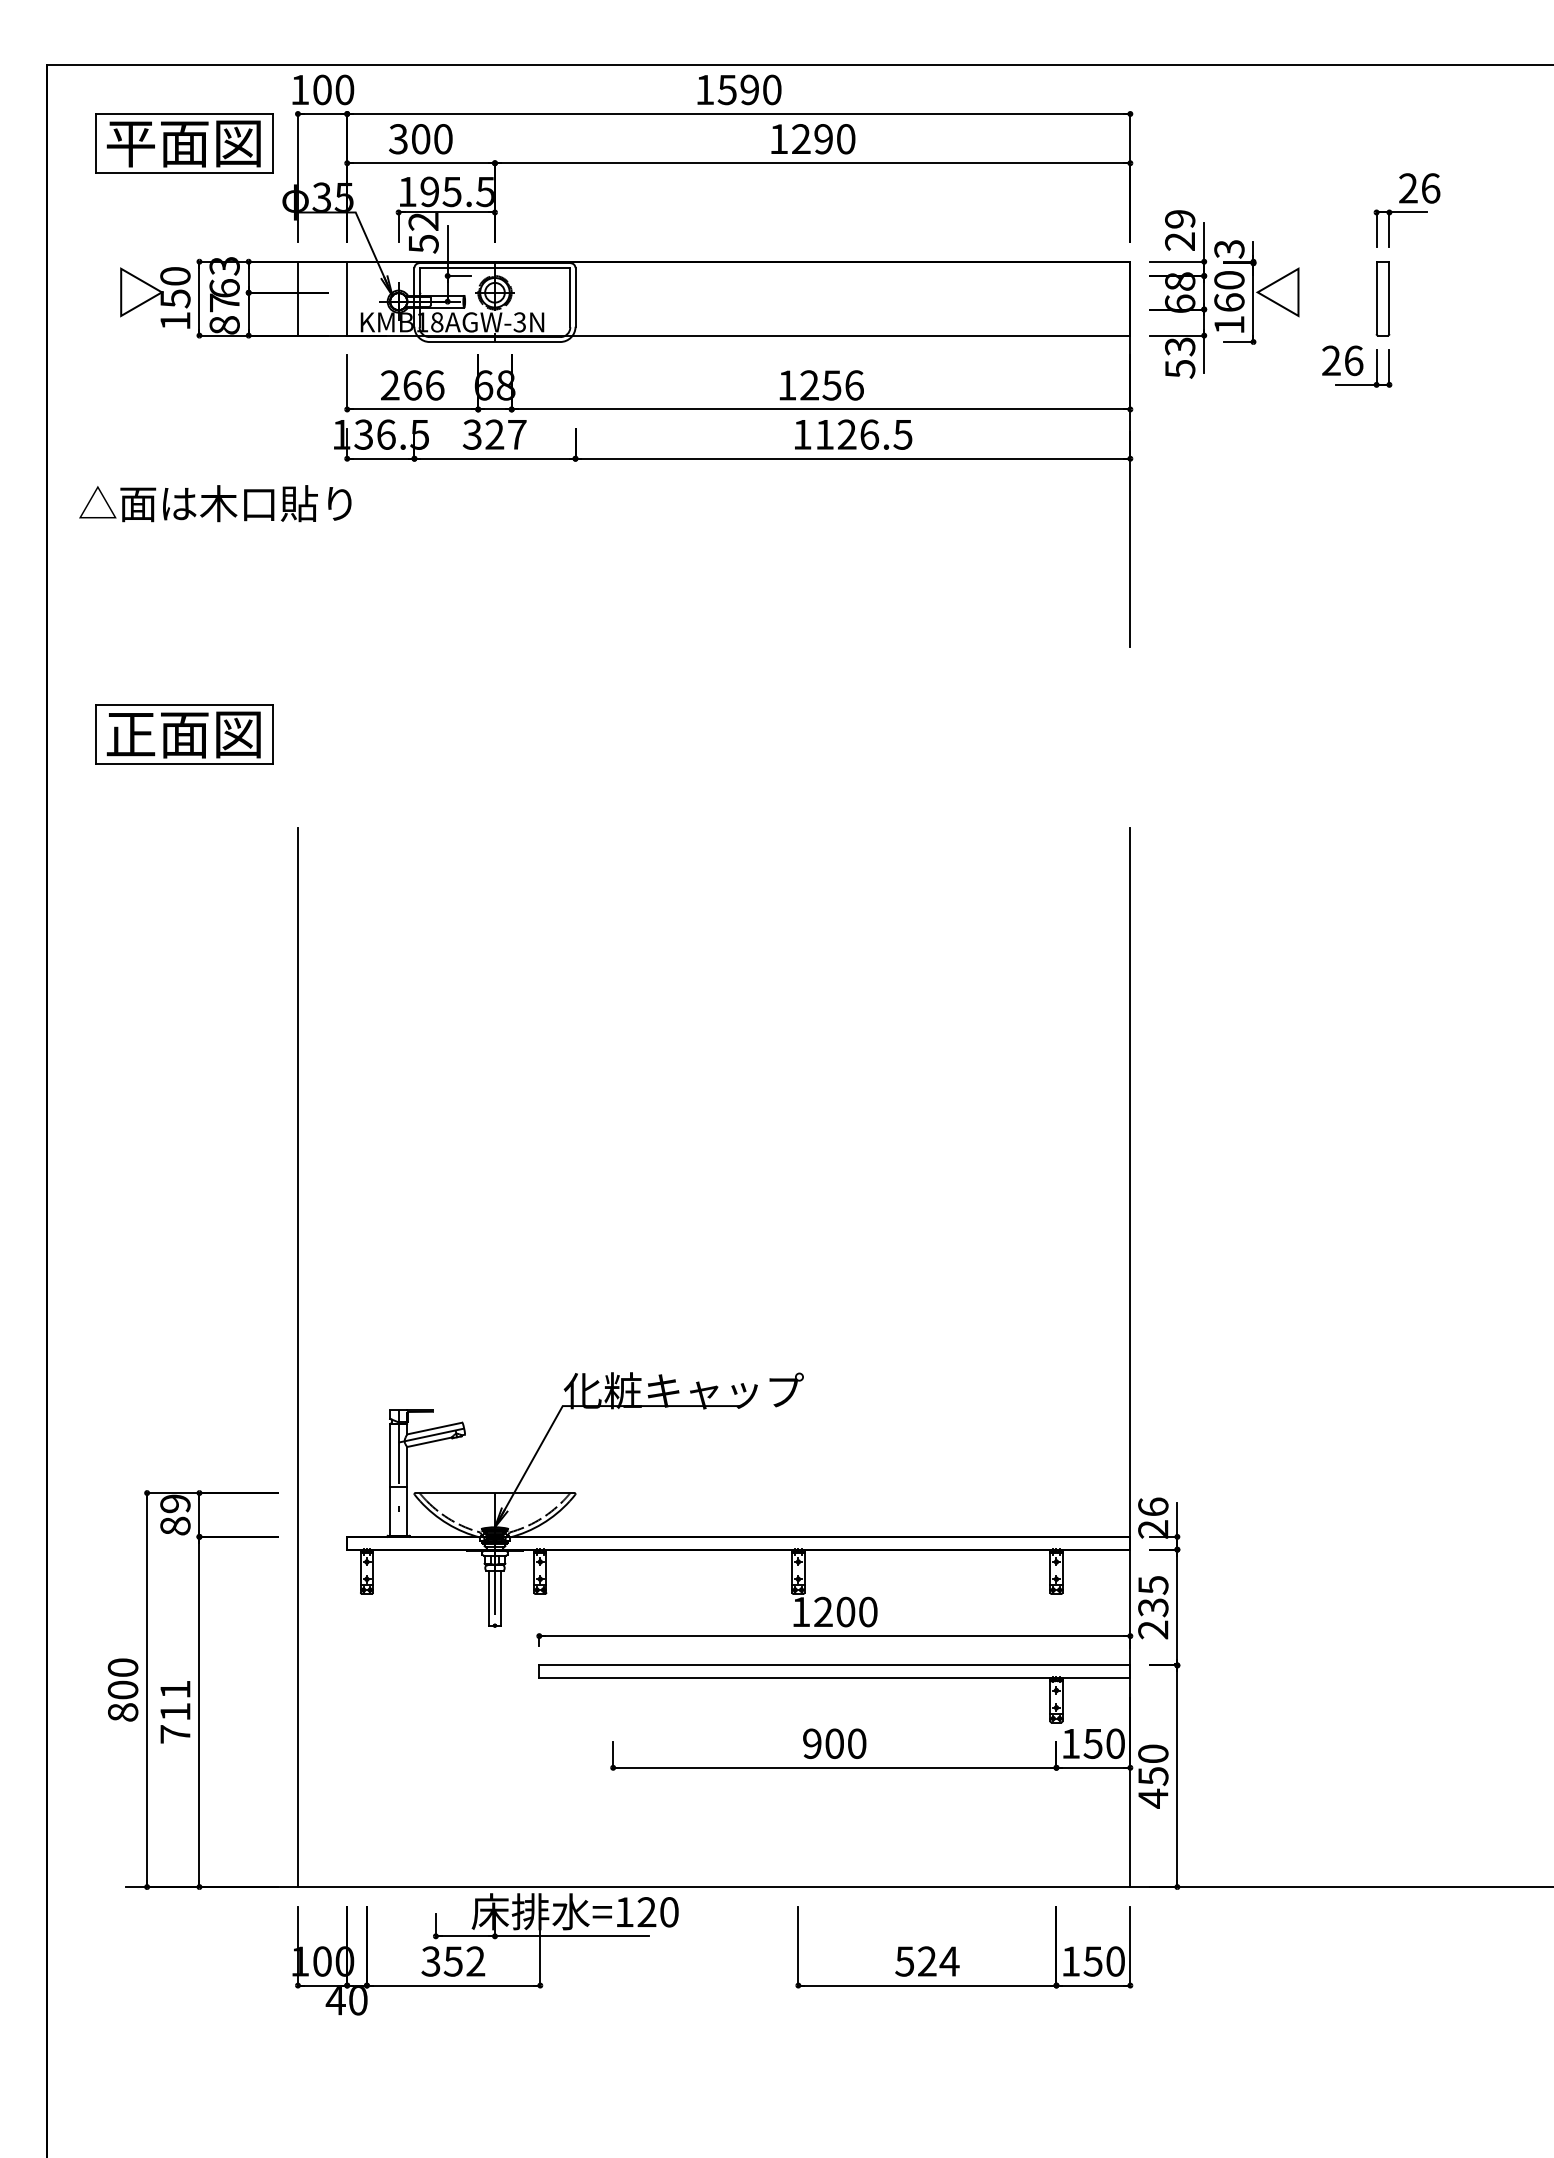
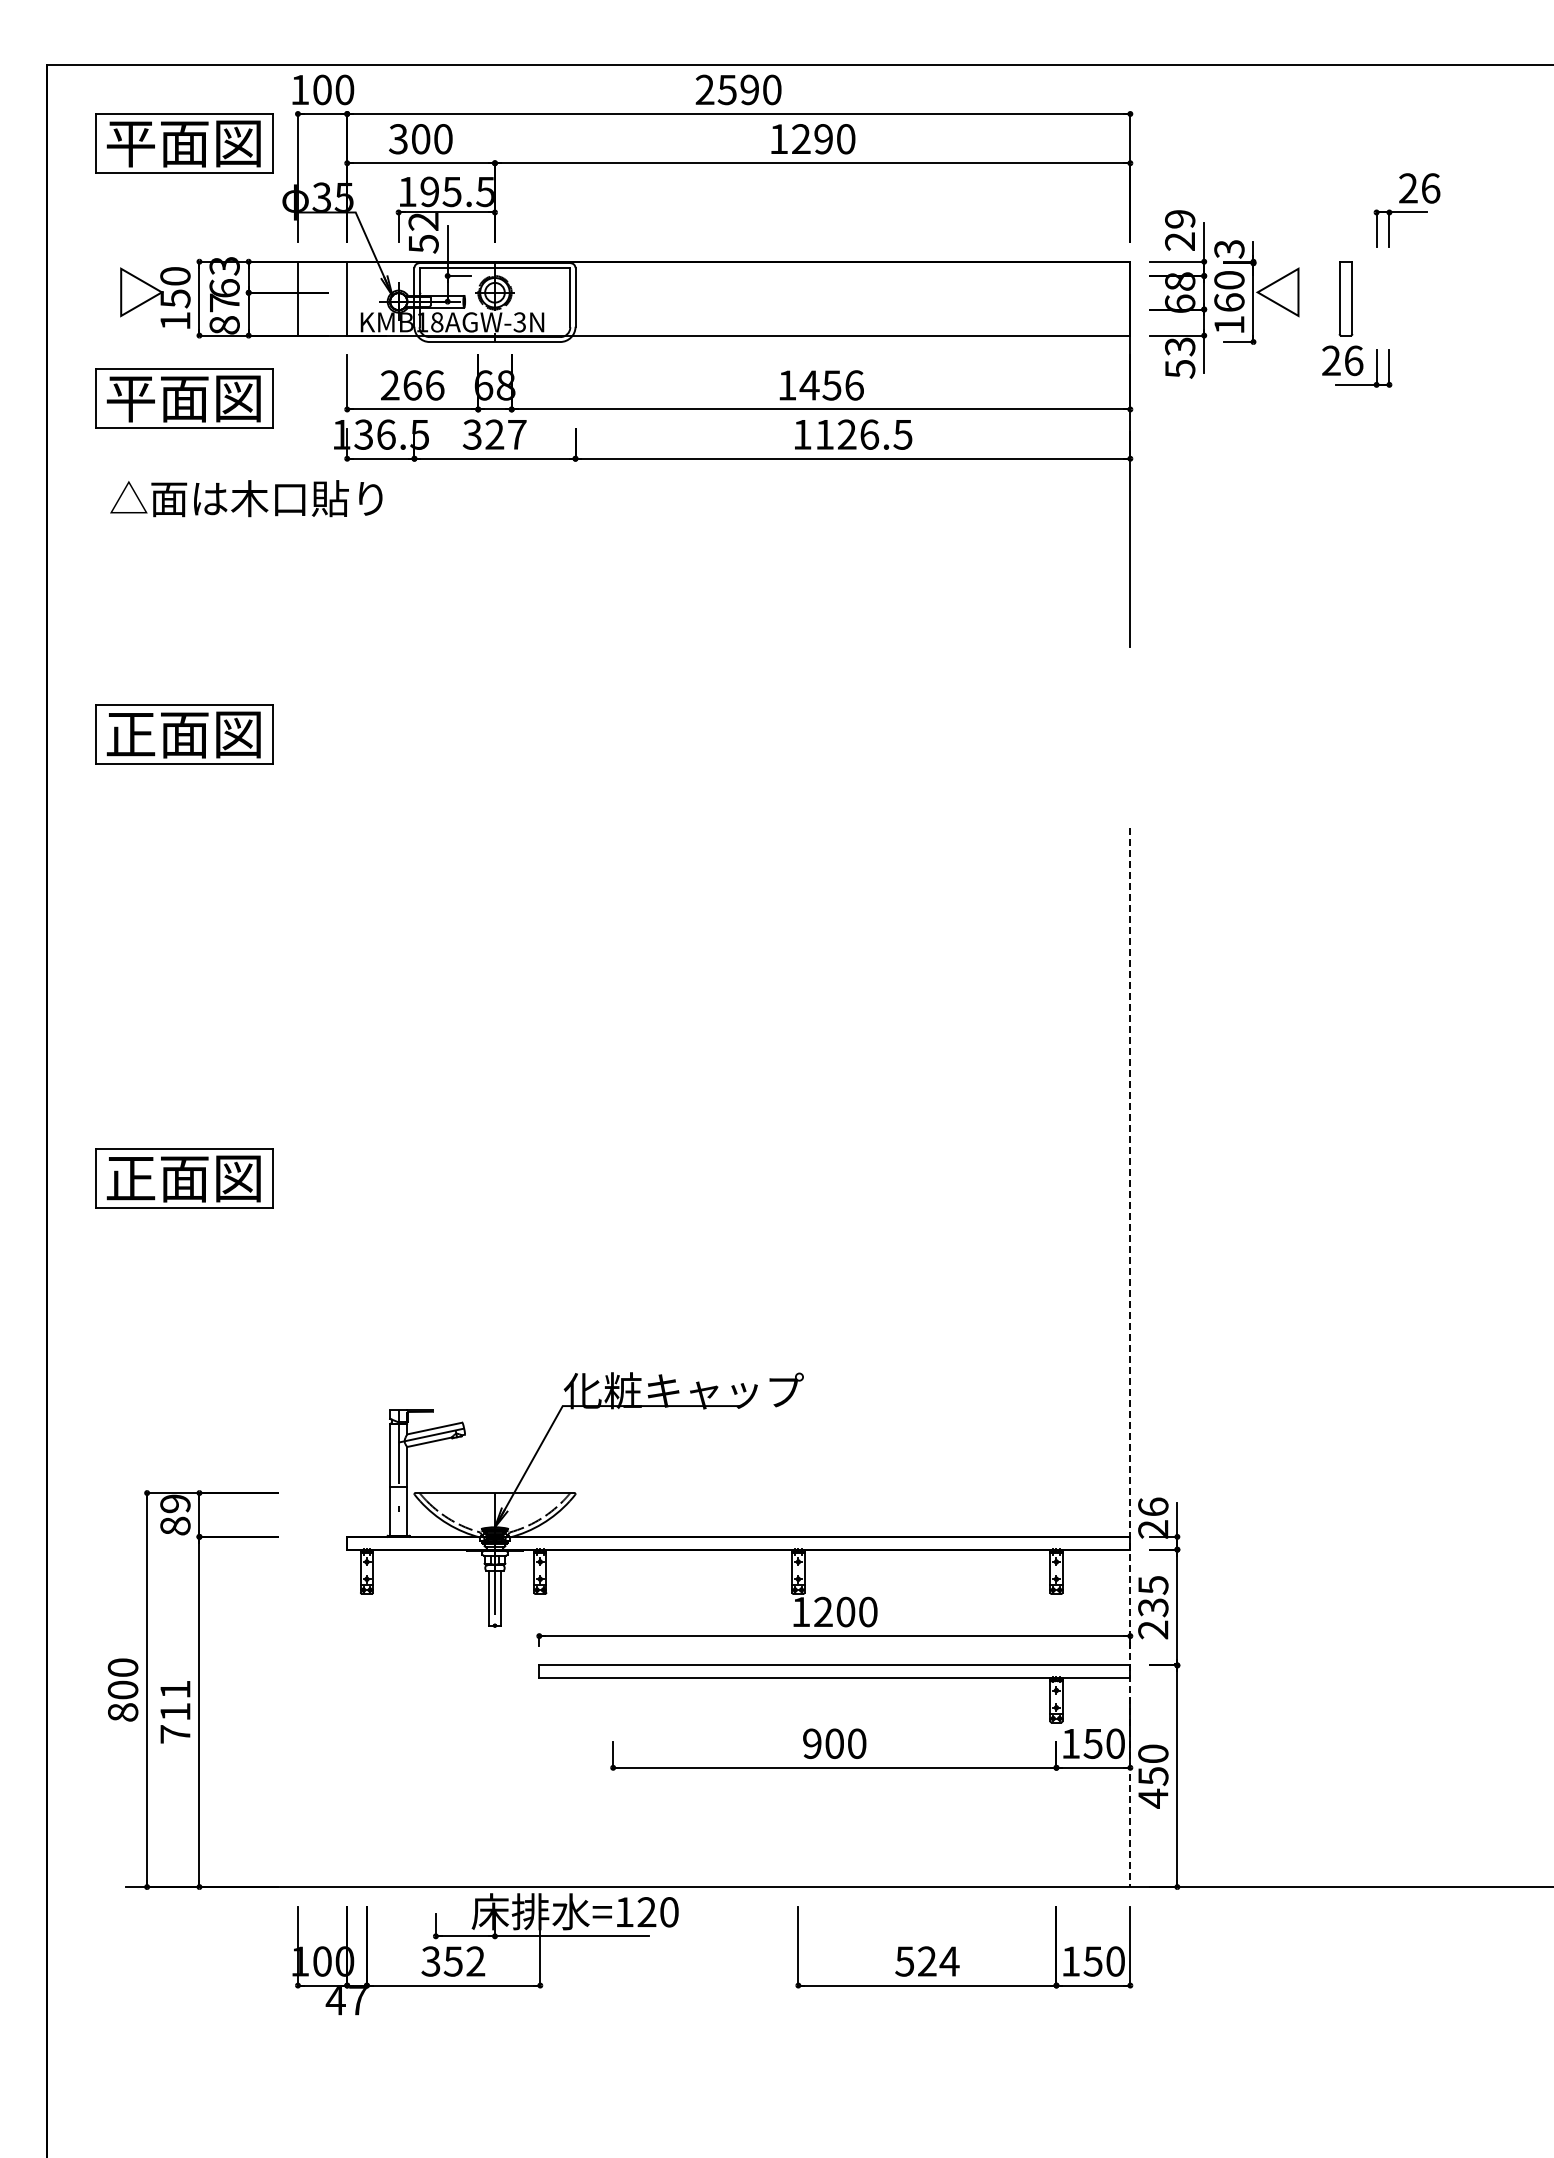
text: 1590 -> 2590 (704, 89)
part position: (1382, 298) -> (1345, 298) (1345, 298)
text: 1256 -> 1456 (809, 385)
part: none -> present (184, 398)
part position: (215, 503) -> (246, 498) (246, 498)
part: none -> present (184, 1178)
line: present -> none (297, 1357)
line: solid -> dashed (1130, 1358)
text: 40 -> 47 (358, 2001)
